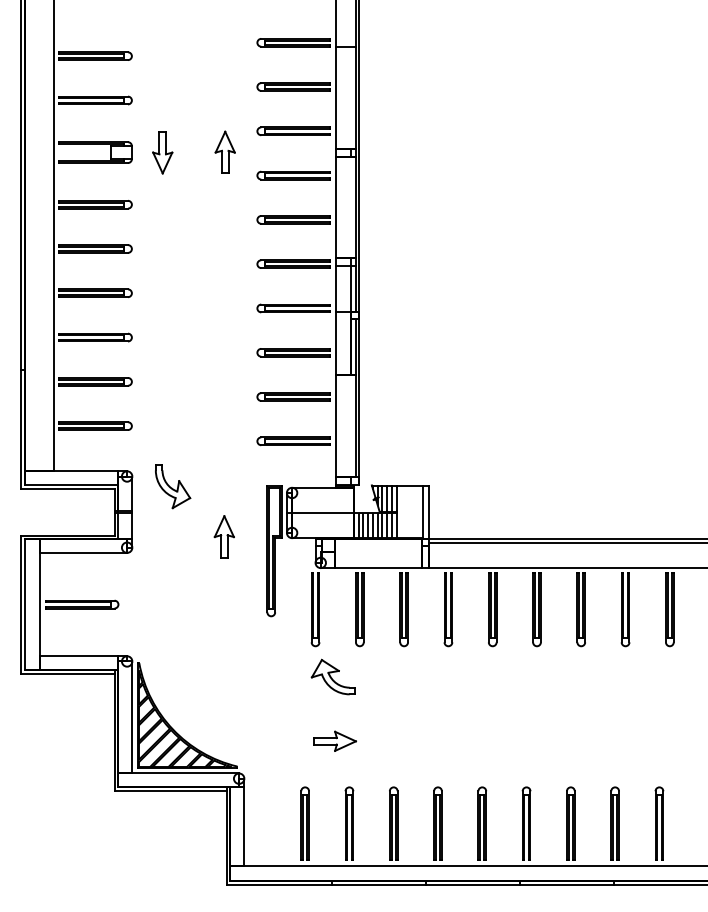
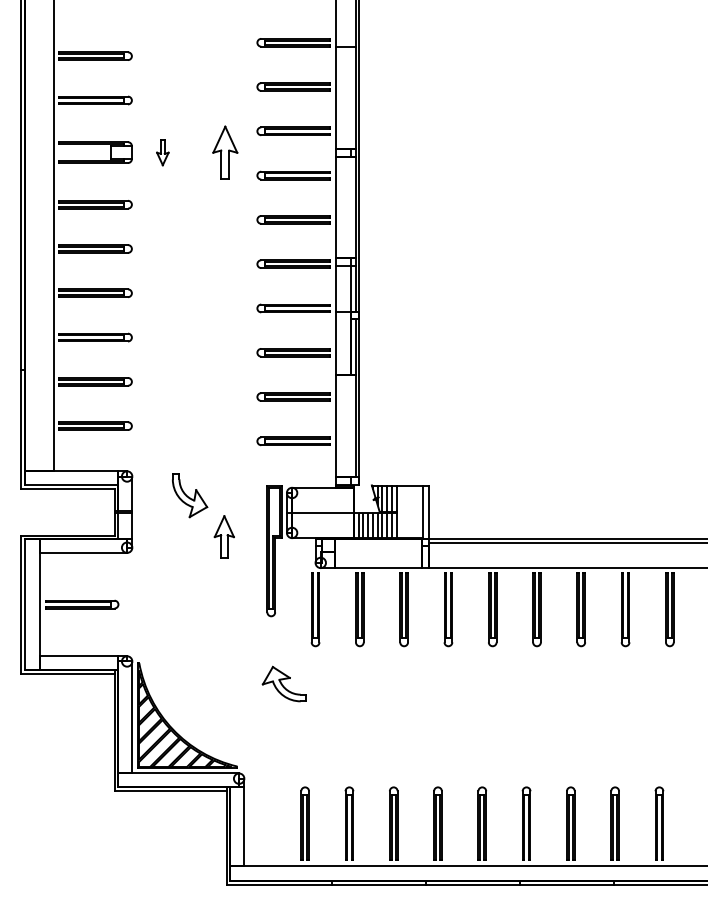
part size: 22x44 px -> 27x55 px (225, 152)
part size: 22x44 px -> 14x28 px (162, 152)
part position: (173, 486) -> (190, 495) (190, 495)
part position: (332, 676) -> (283, 683) (283, 683)
part: present -> none (334, 740)
